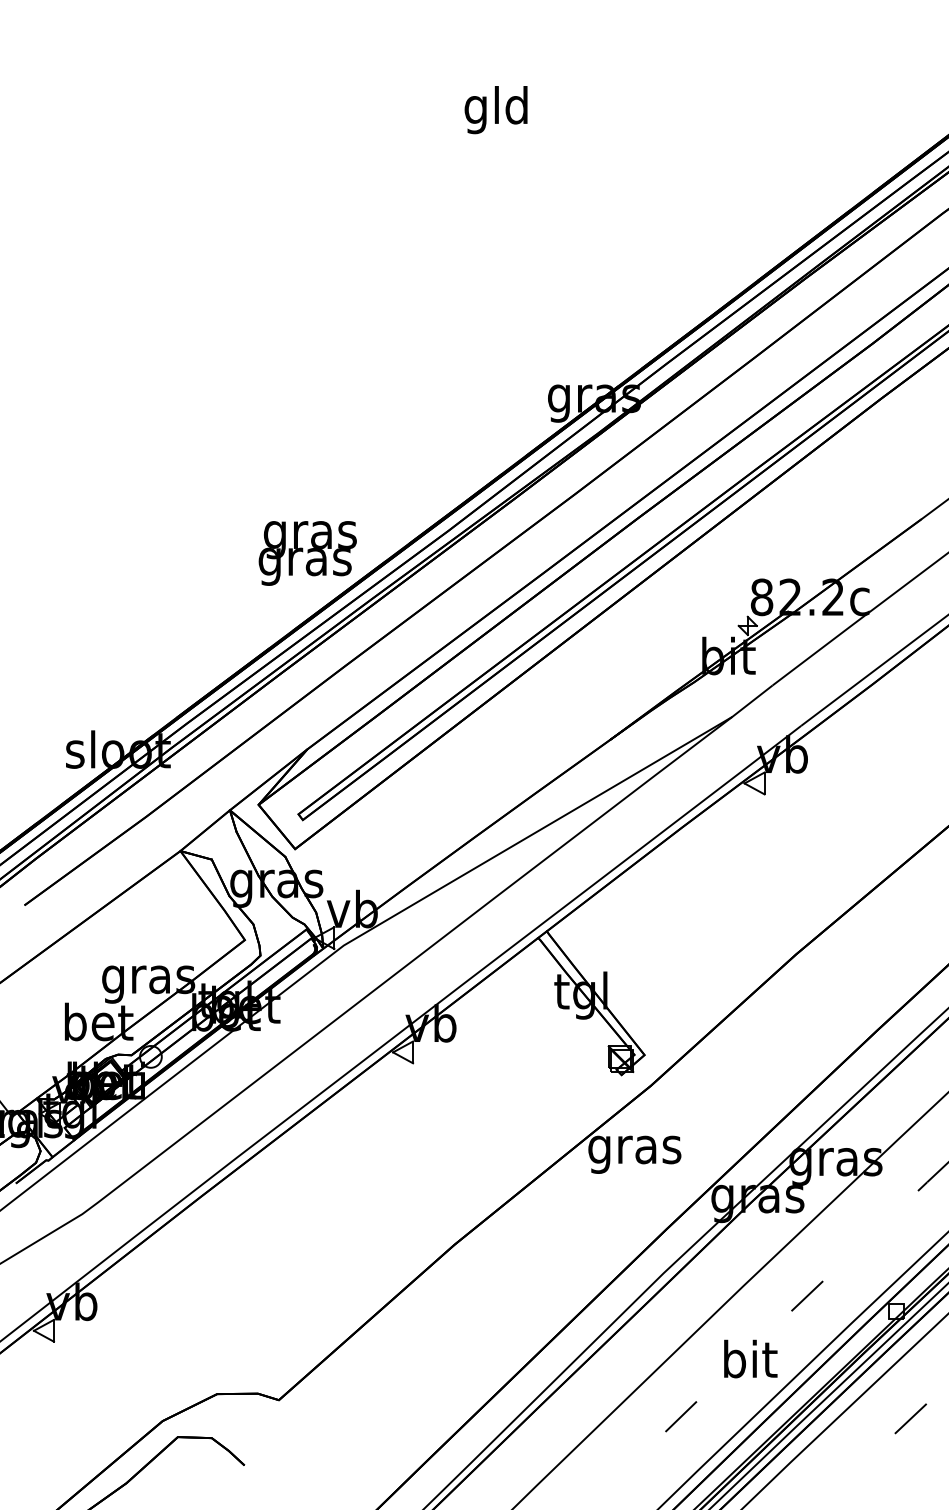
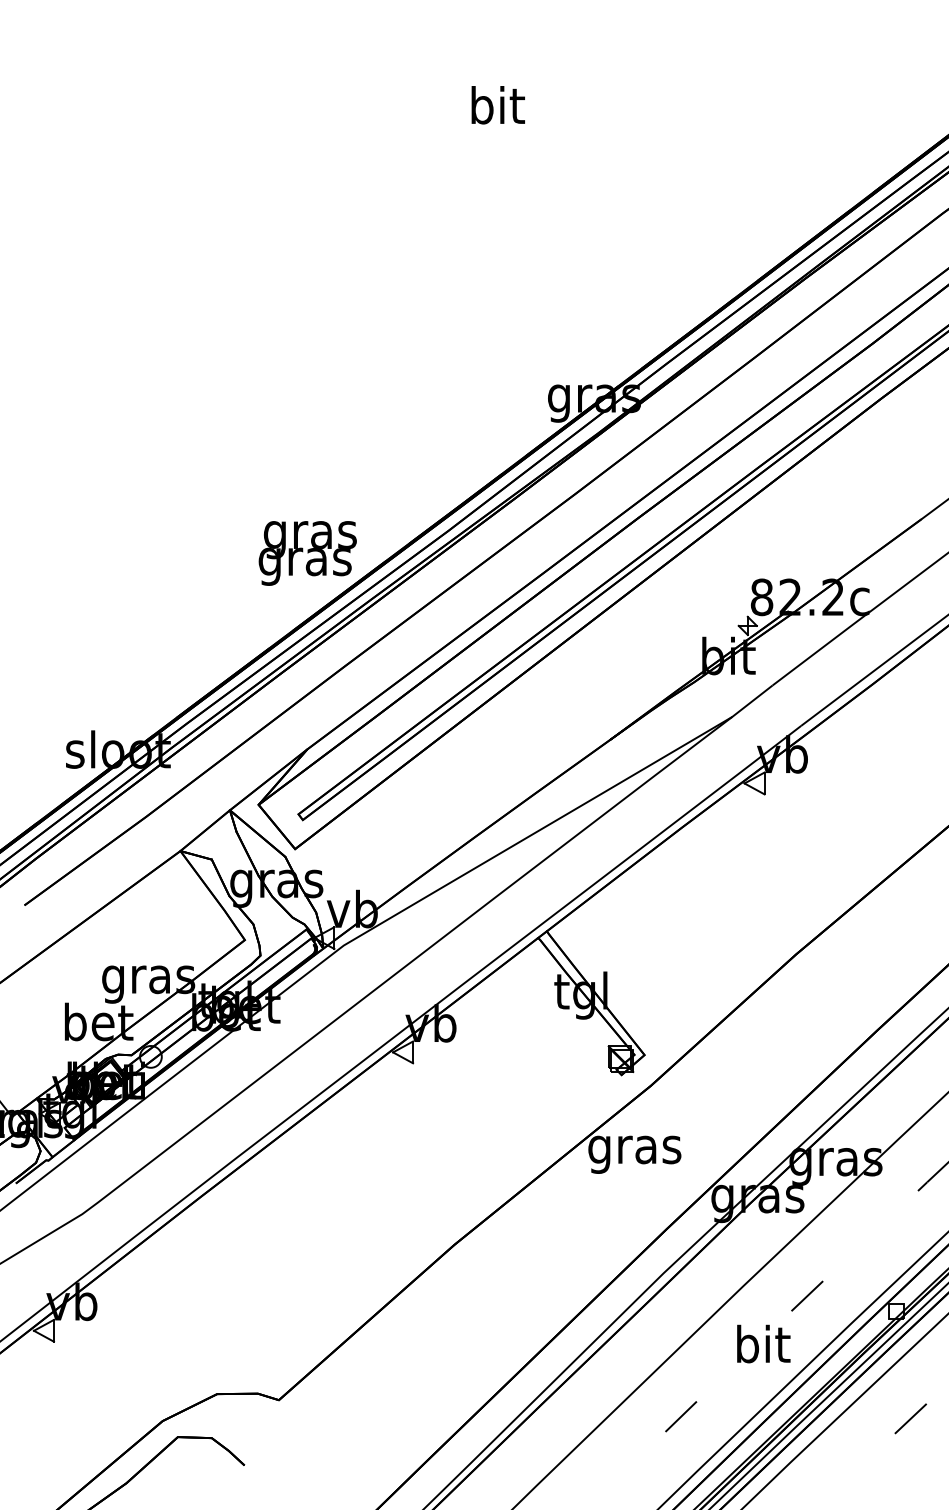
text: gld -> bit (495, 110)
text position: (750, 1358) -> (763, 1343) (763, 1343)
